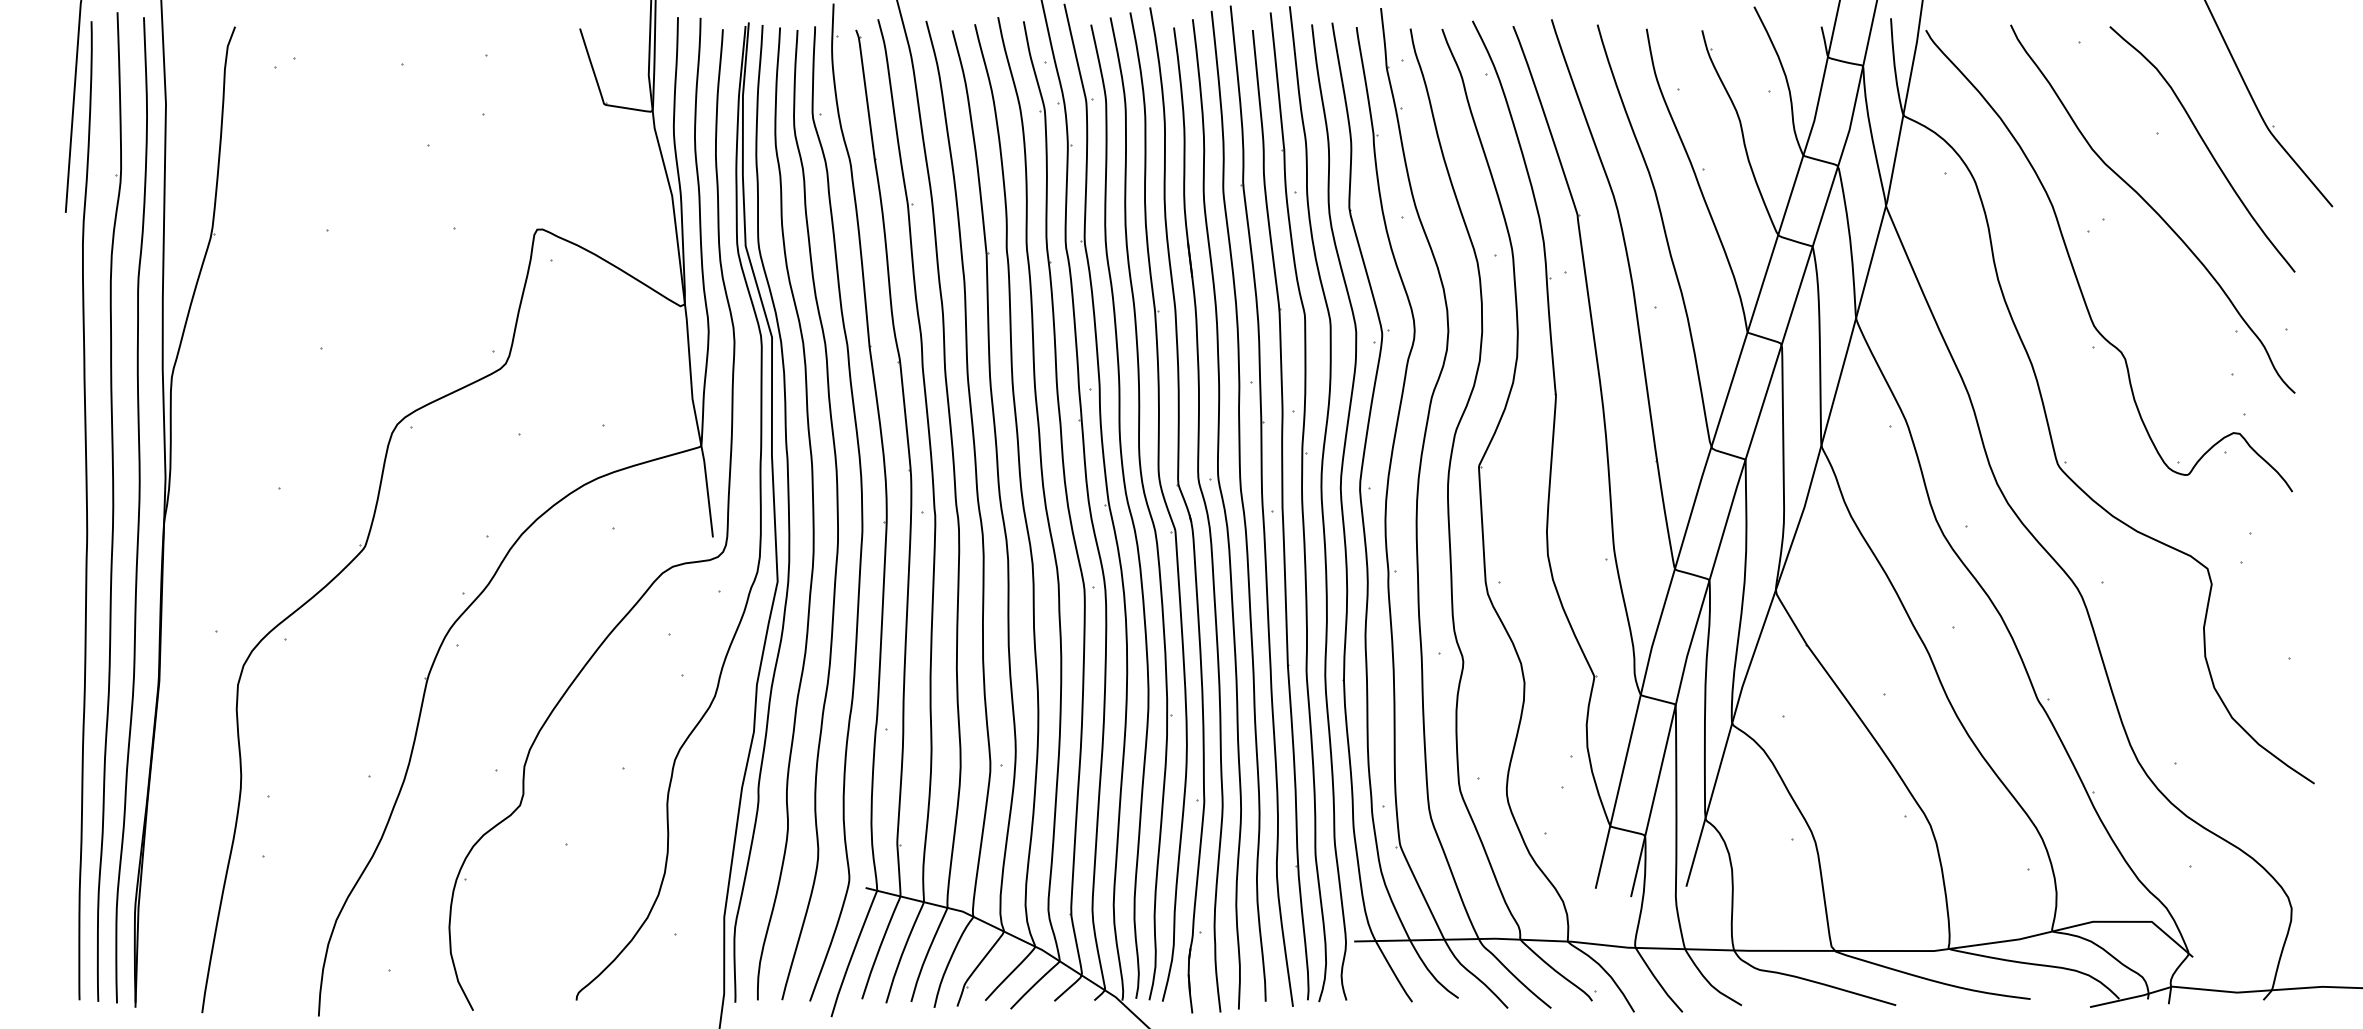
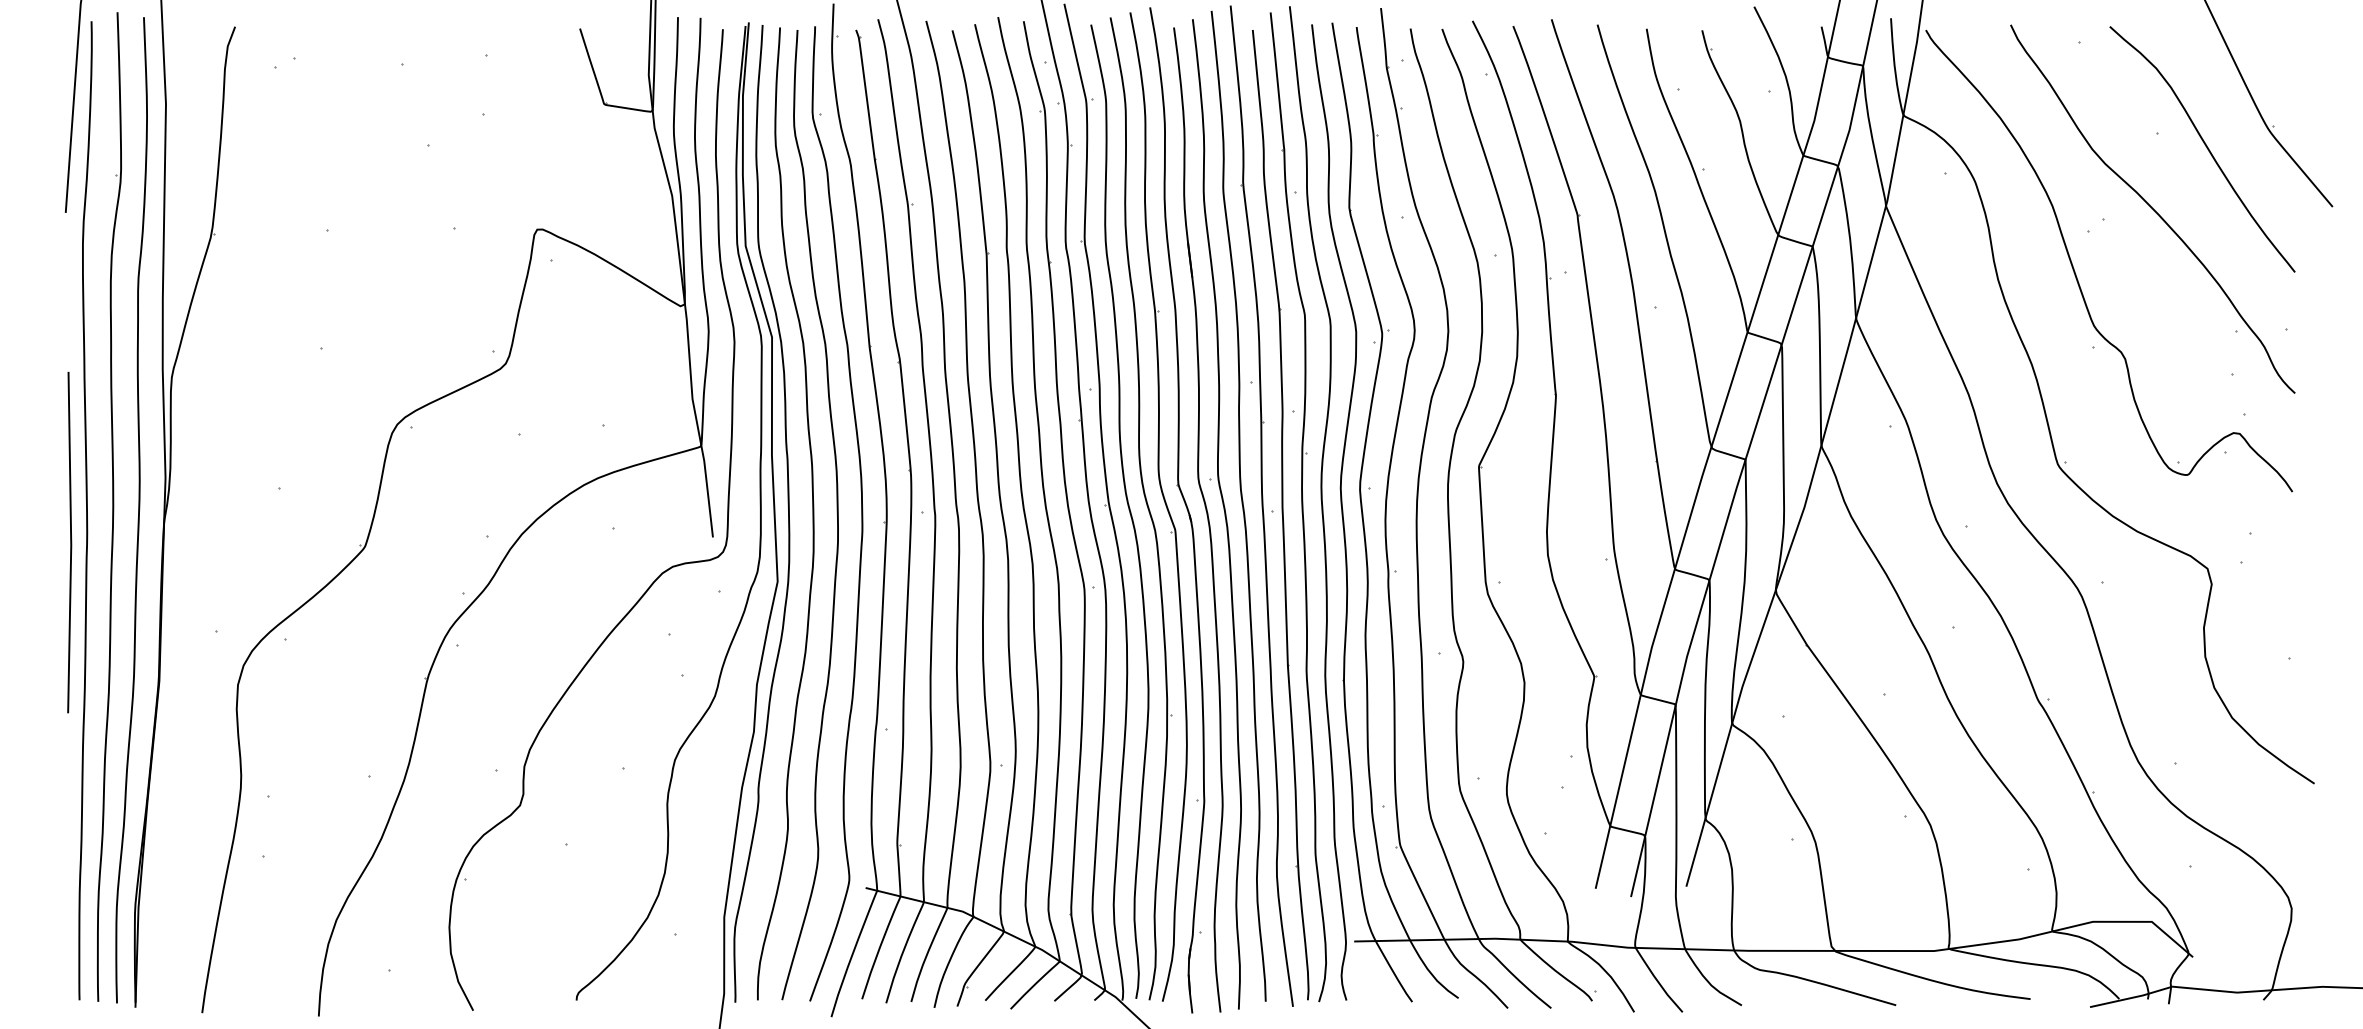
line: none -> present (70, 542)
